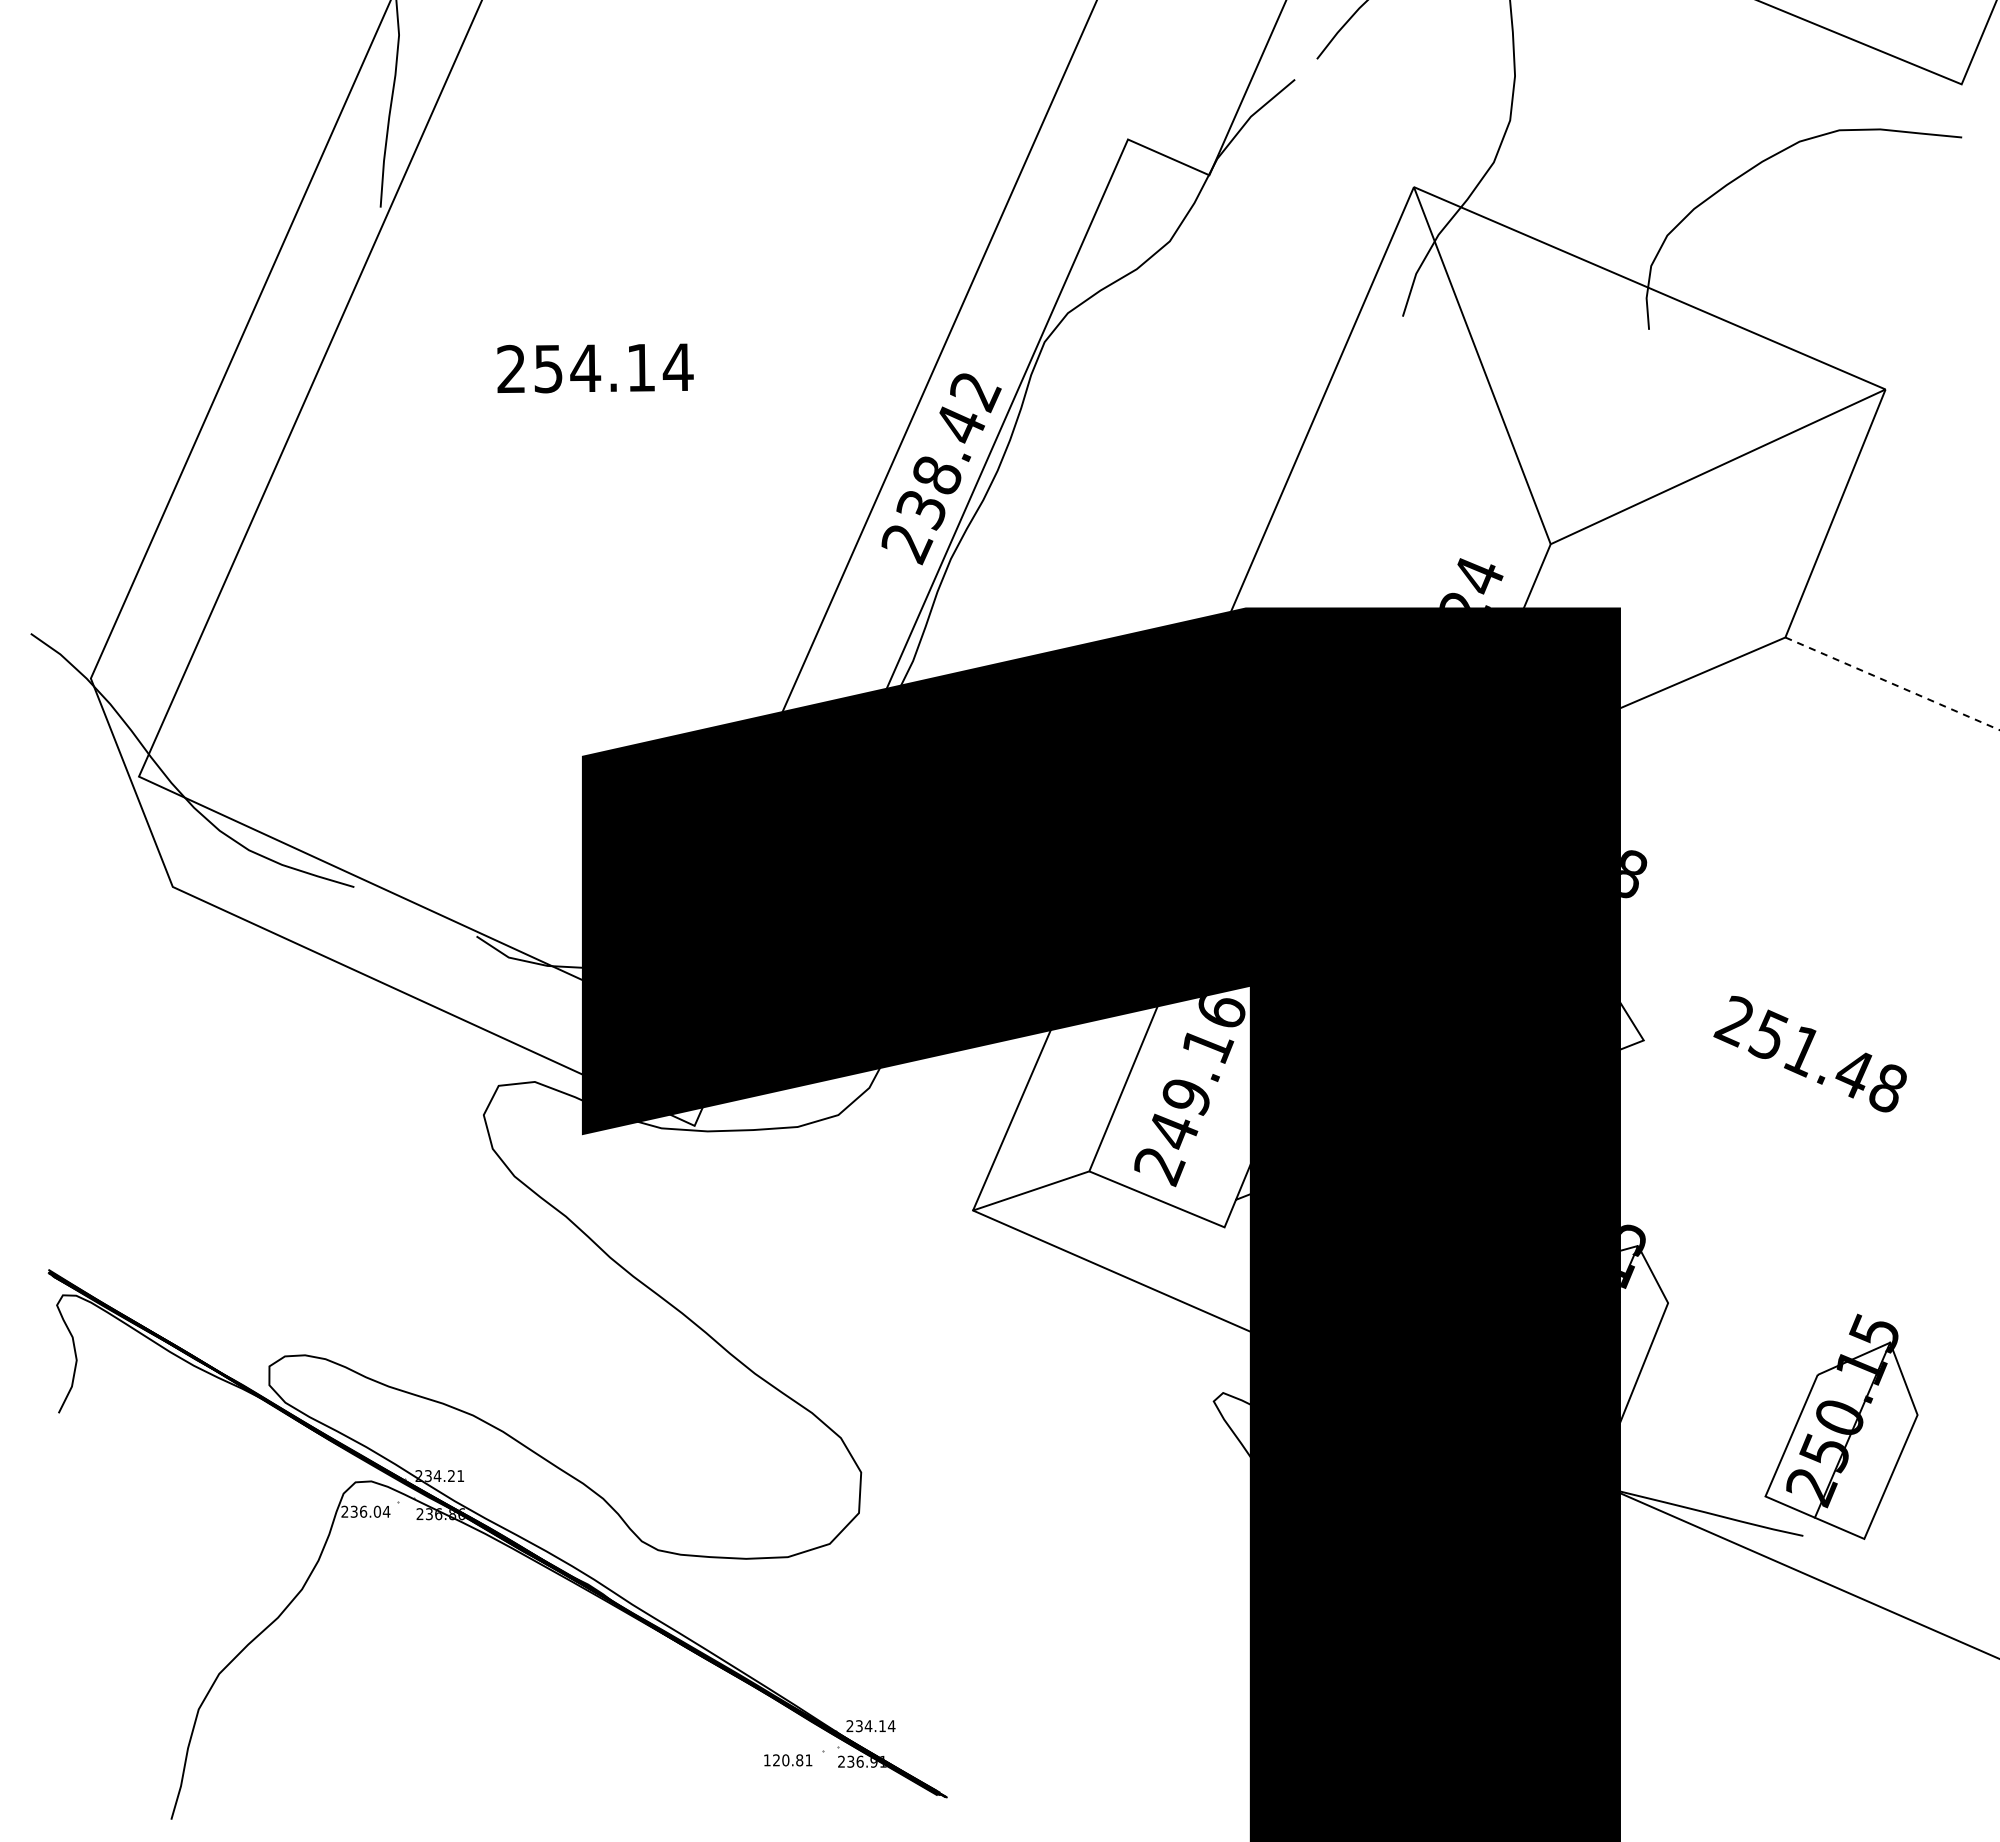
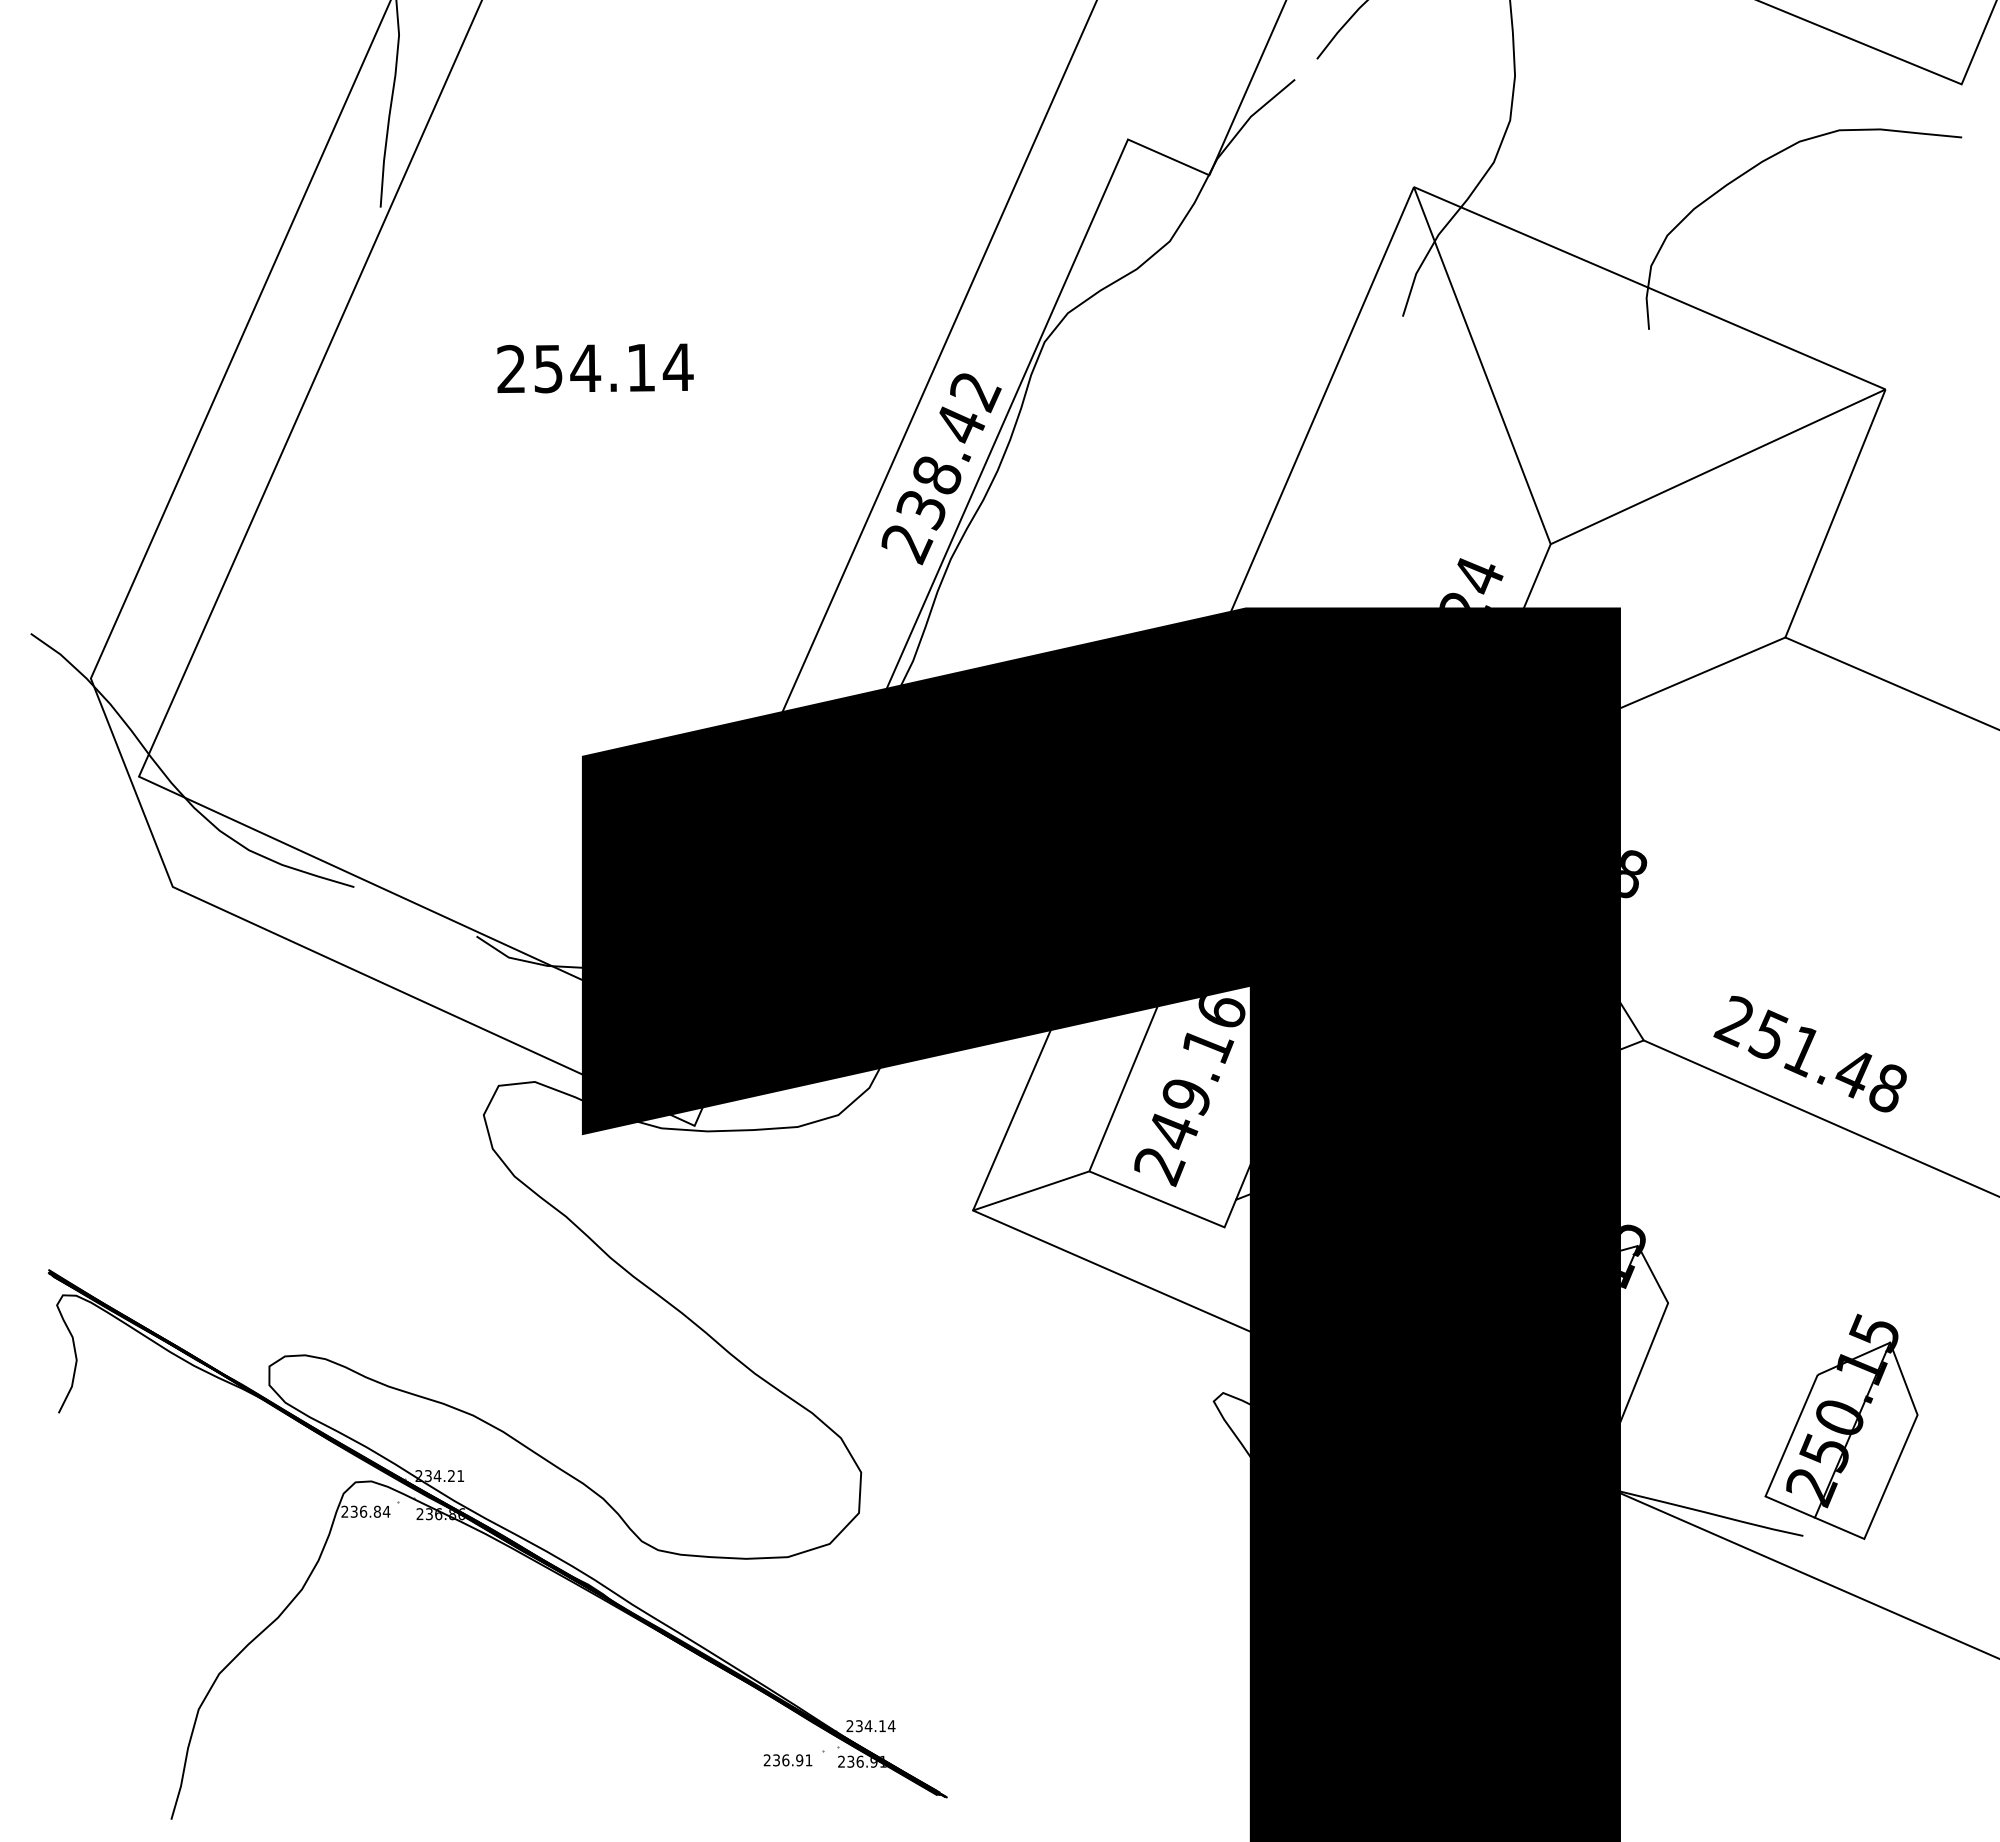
line: dashed -> solid (1892, 683)
line: none -> present (1819, 1117)
text: 236.04 -> 236.84 (377, 1511)
text: 120.81 -> 236.91 (783, 1760)
